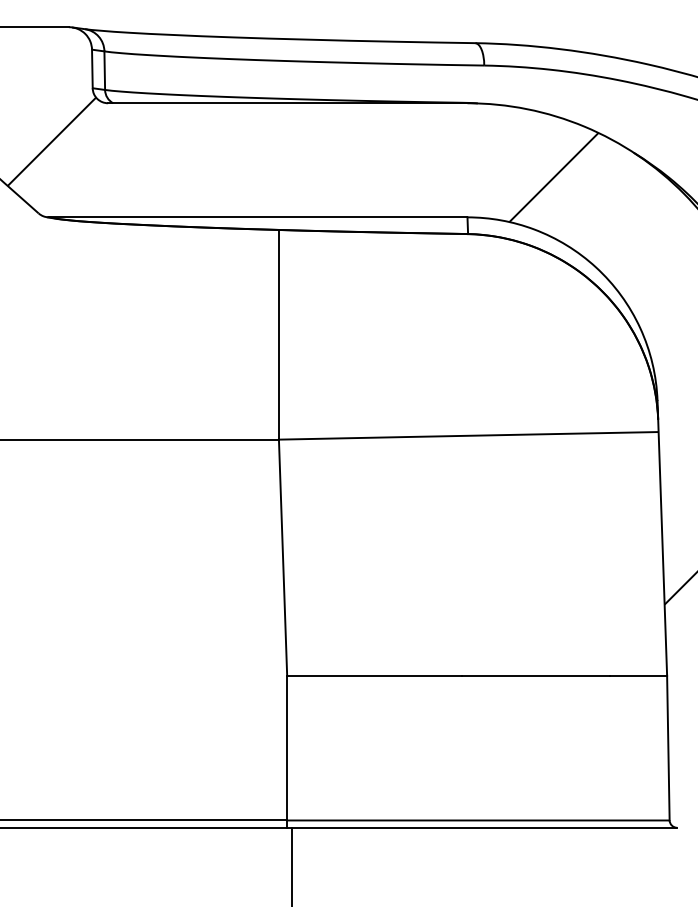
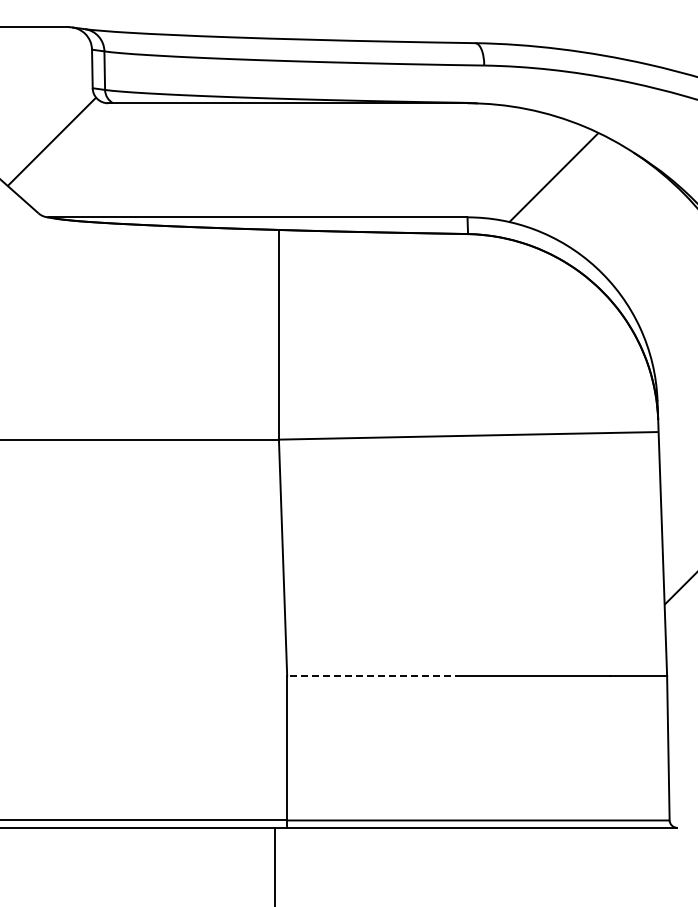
line: solid -> dashed (373, 675)
line position: (292, 865) -> (275, 865) (275, 865)
